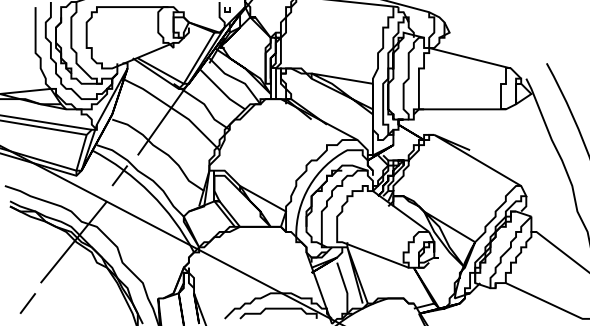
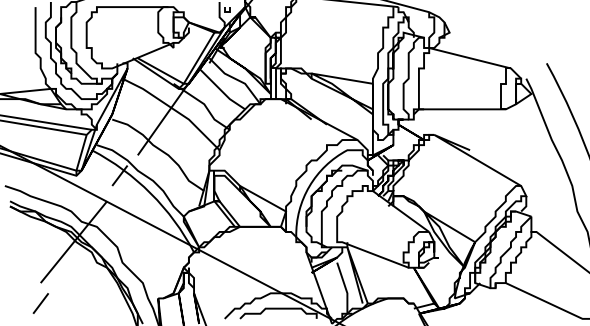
line position: (27, 303) -> (40, 303) (40, 303)
